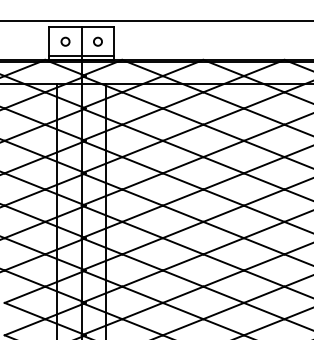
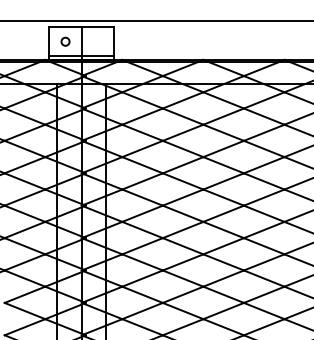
circle: present -> none (97, 41)
